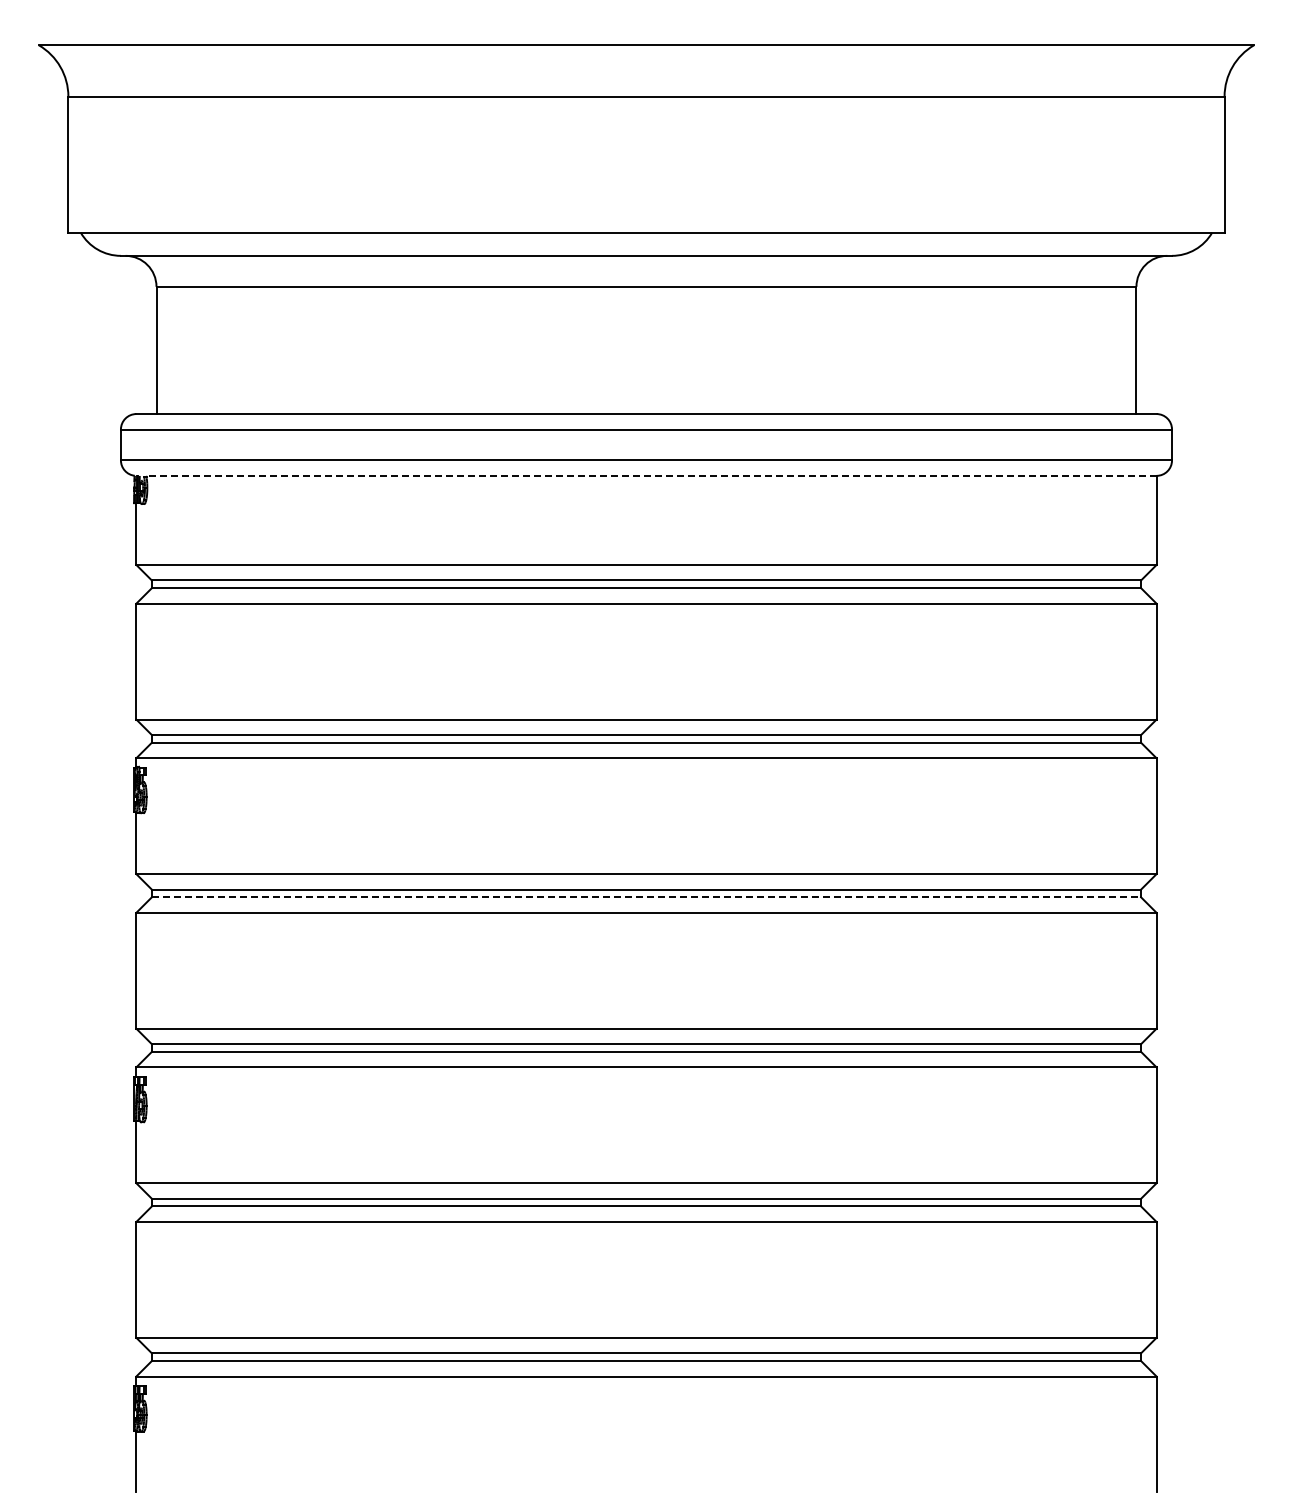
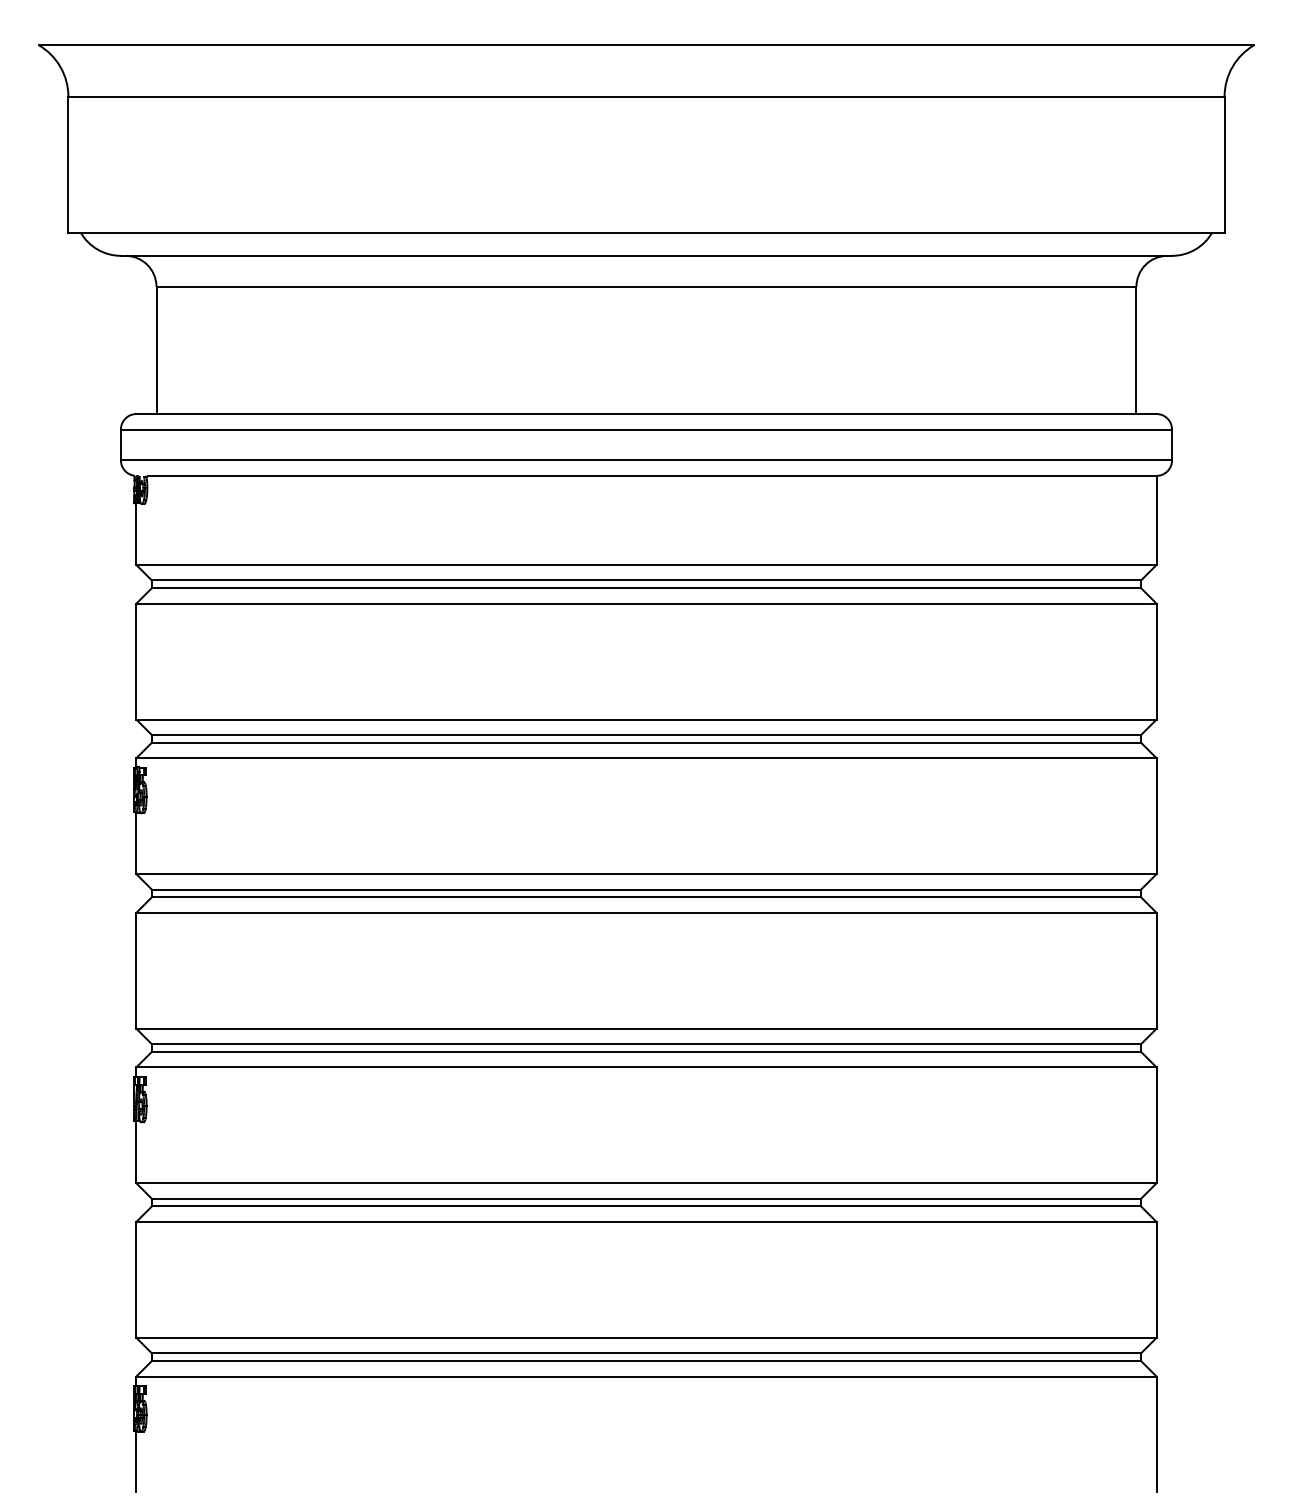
line: dashed -> solid (652, 475)
line: dashed -> solid (646, 897)
